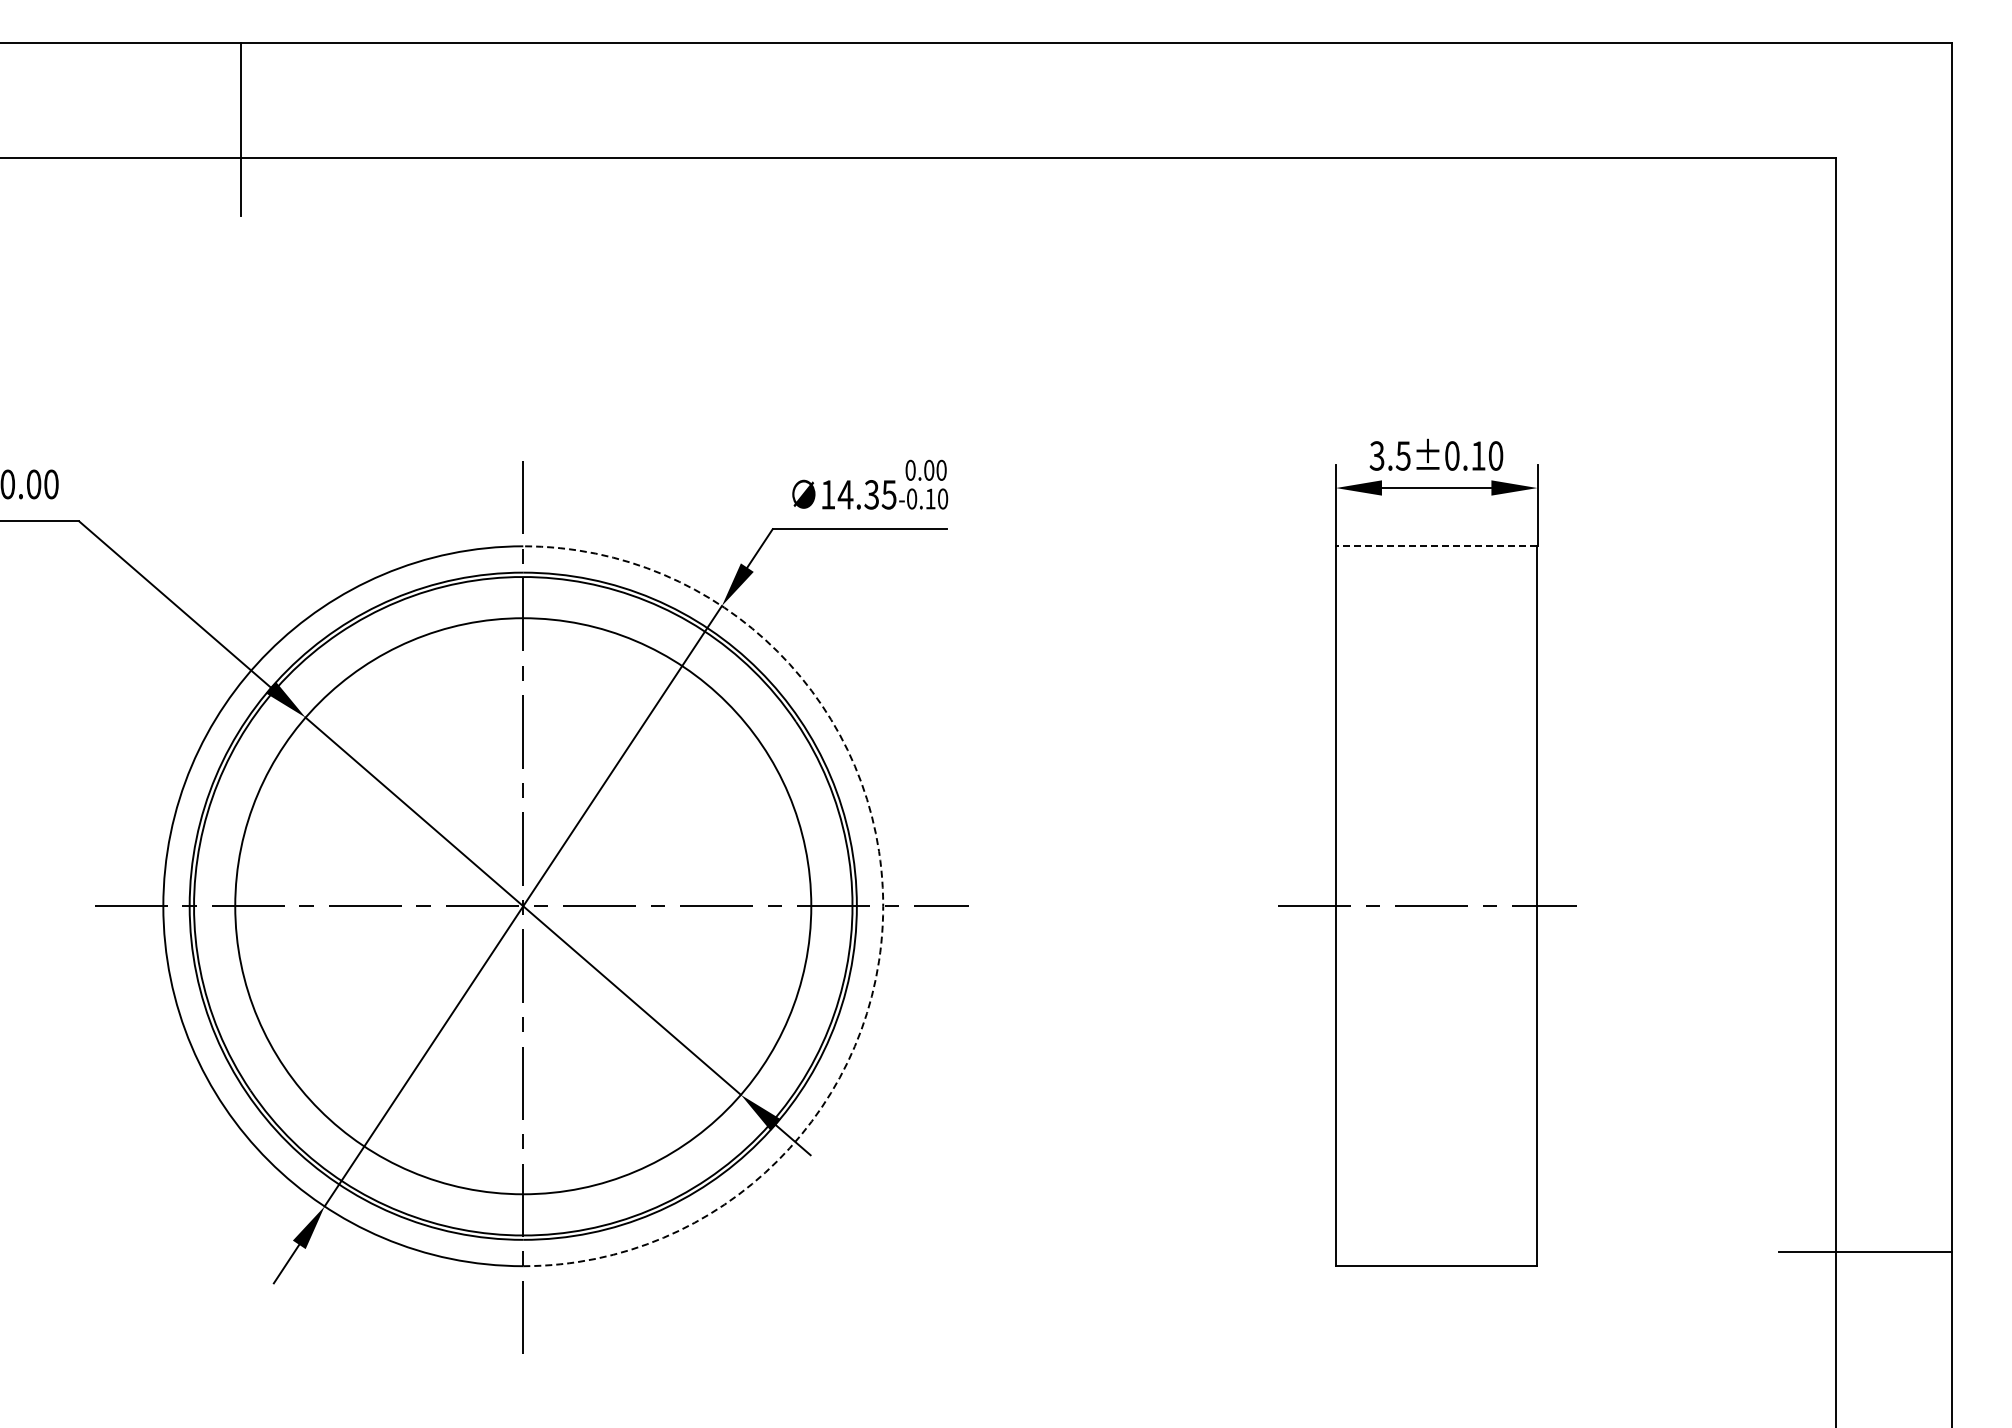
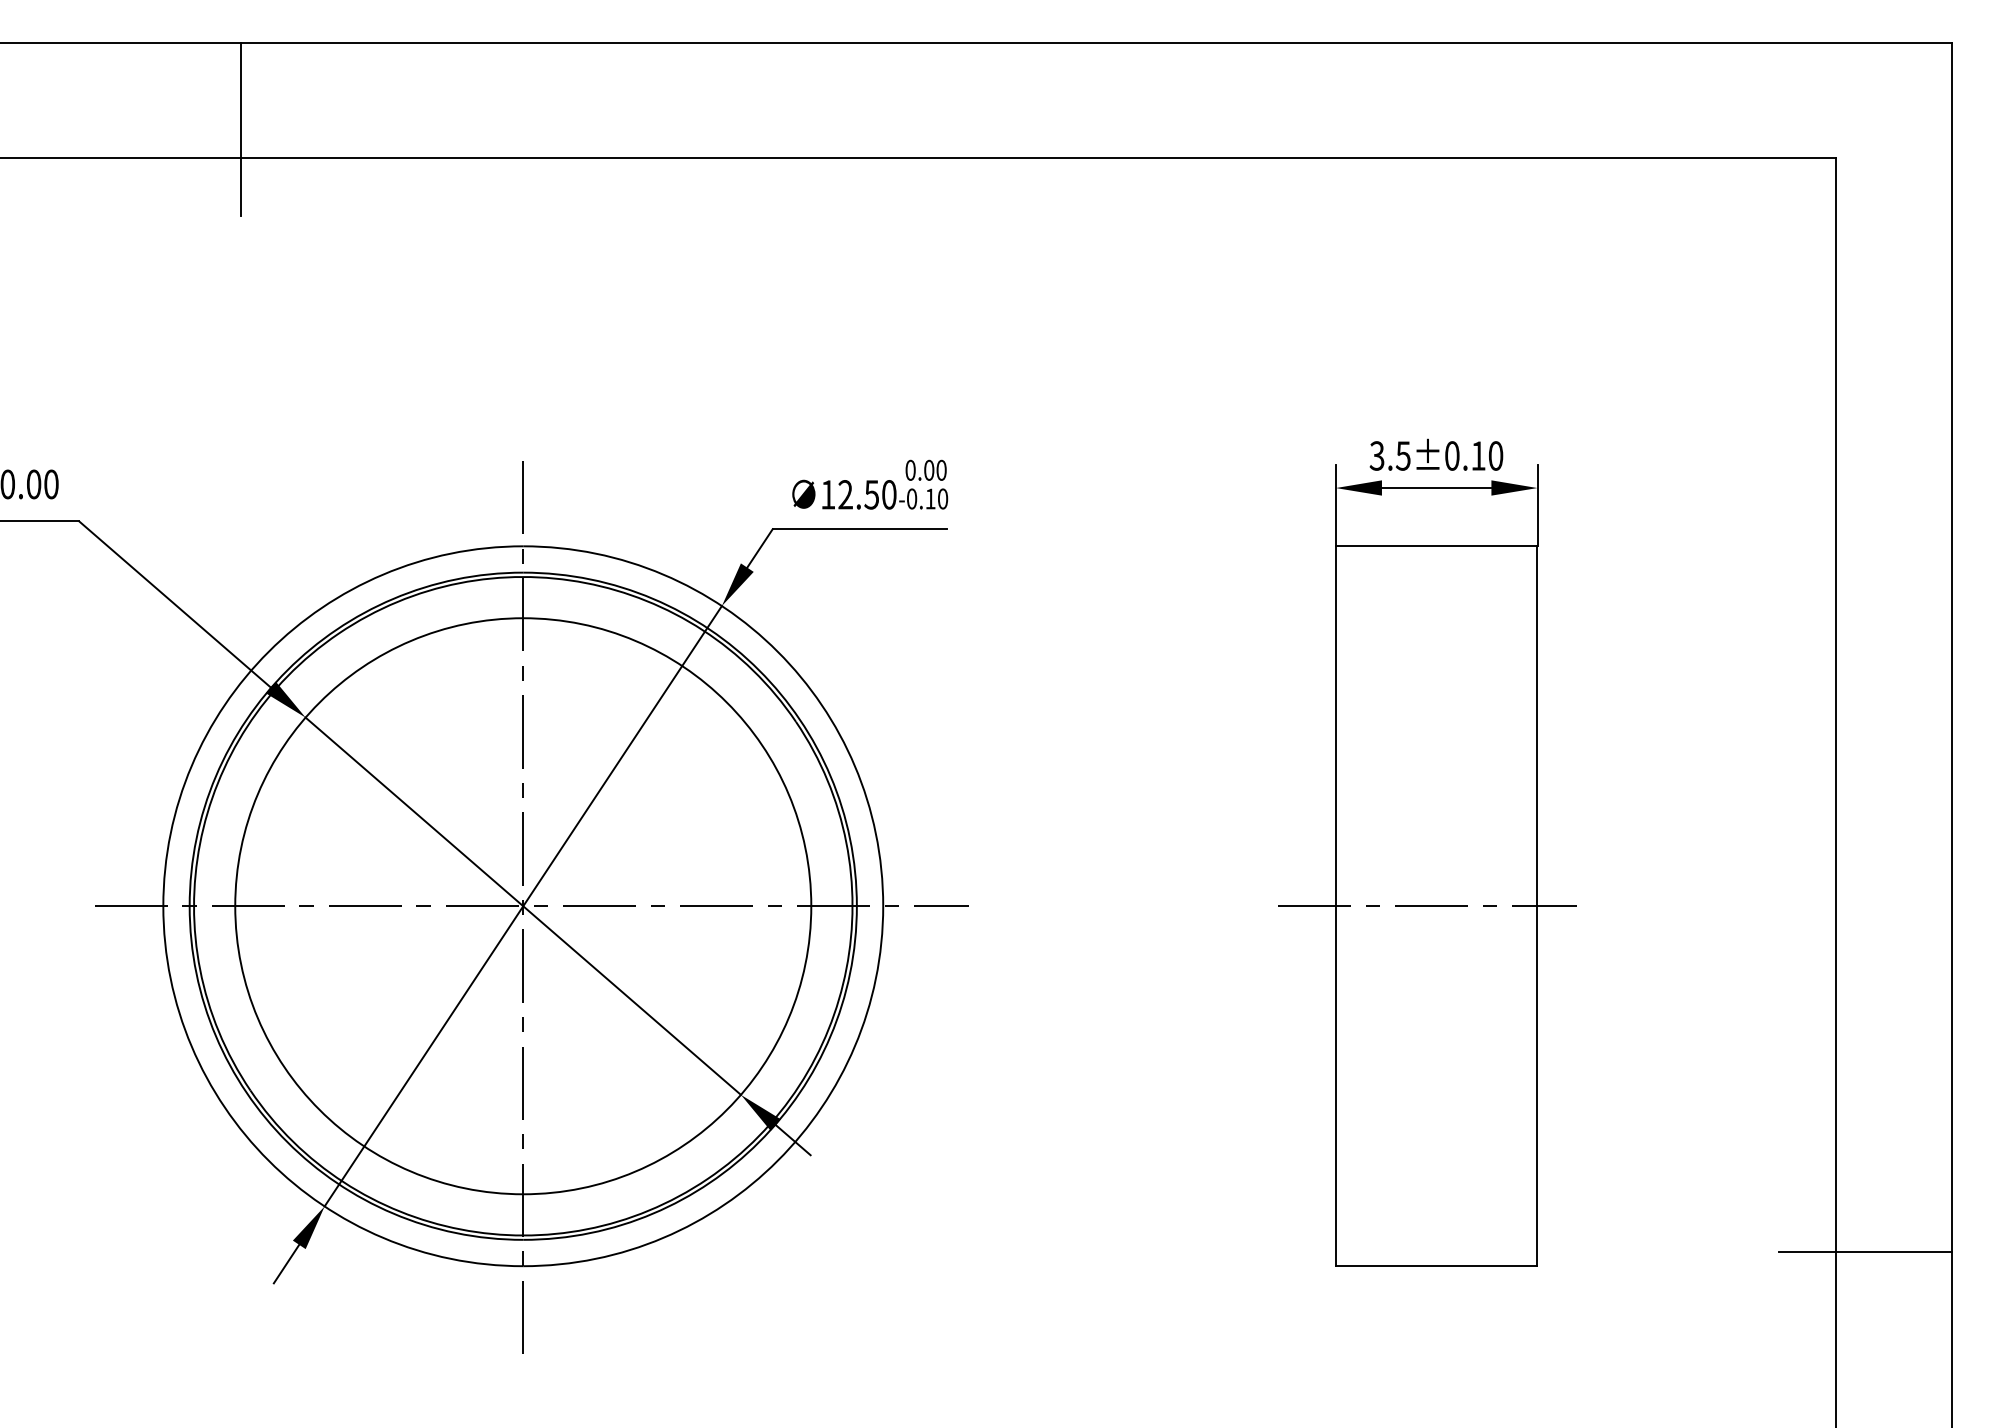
text: 14.35 -> 12.50 (866, 494)
line: dashed -> solid (1436, 546)
arc: dashed -> solid (883, 906)
